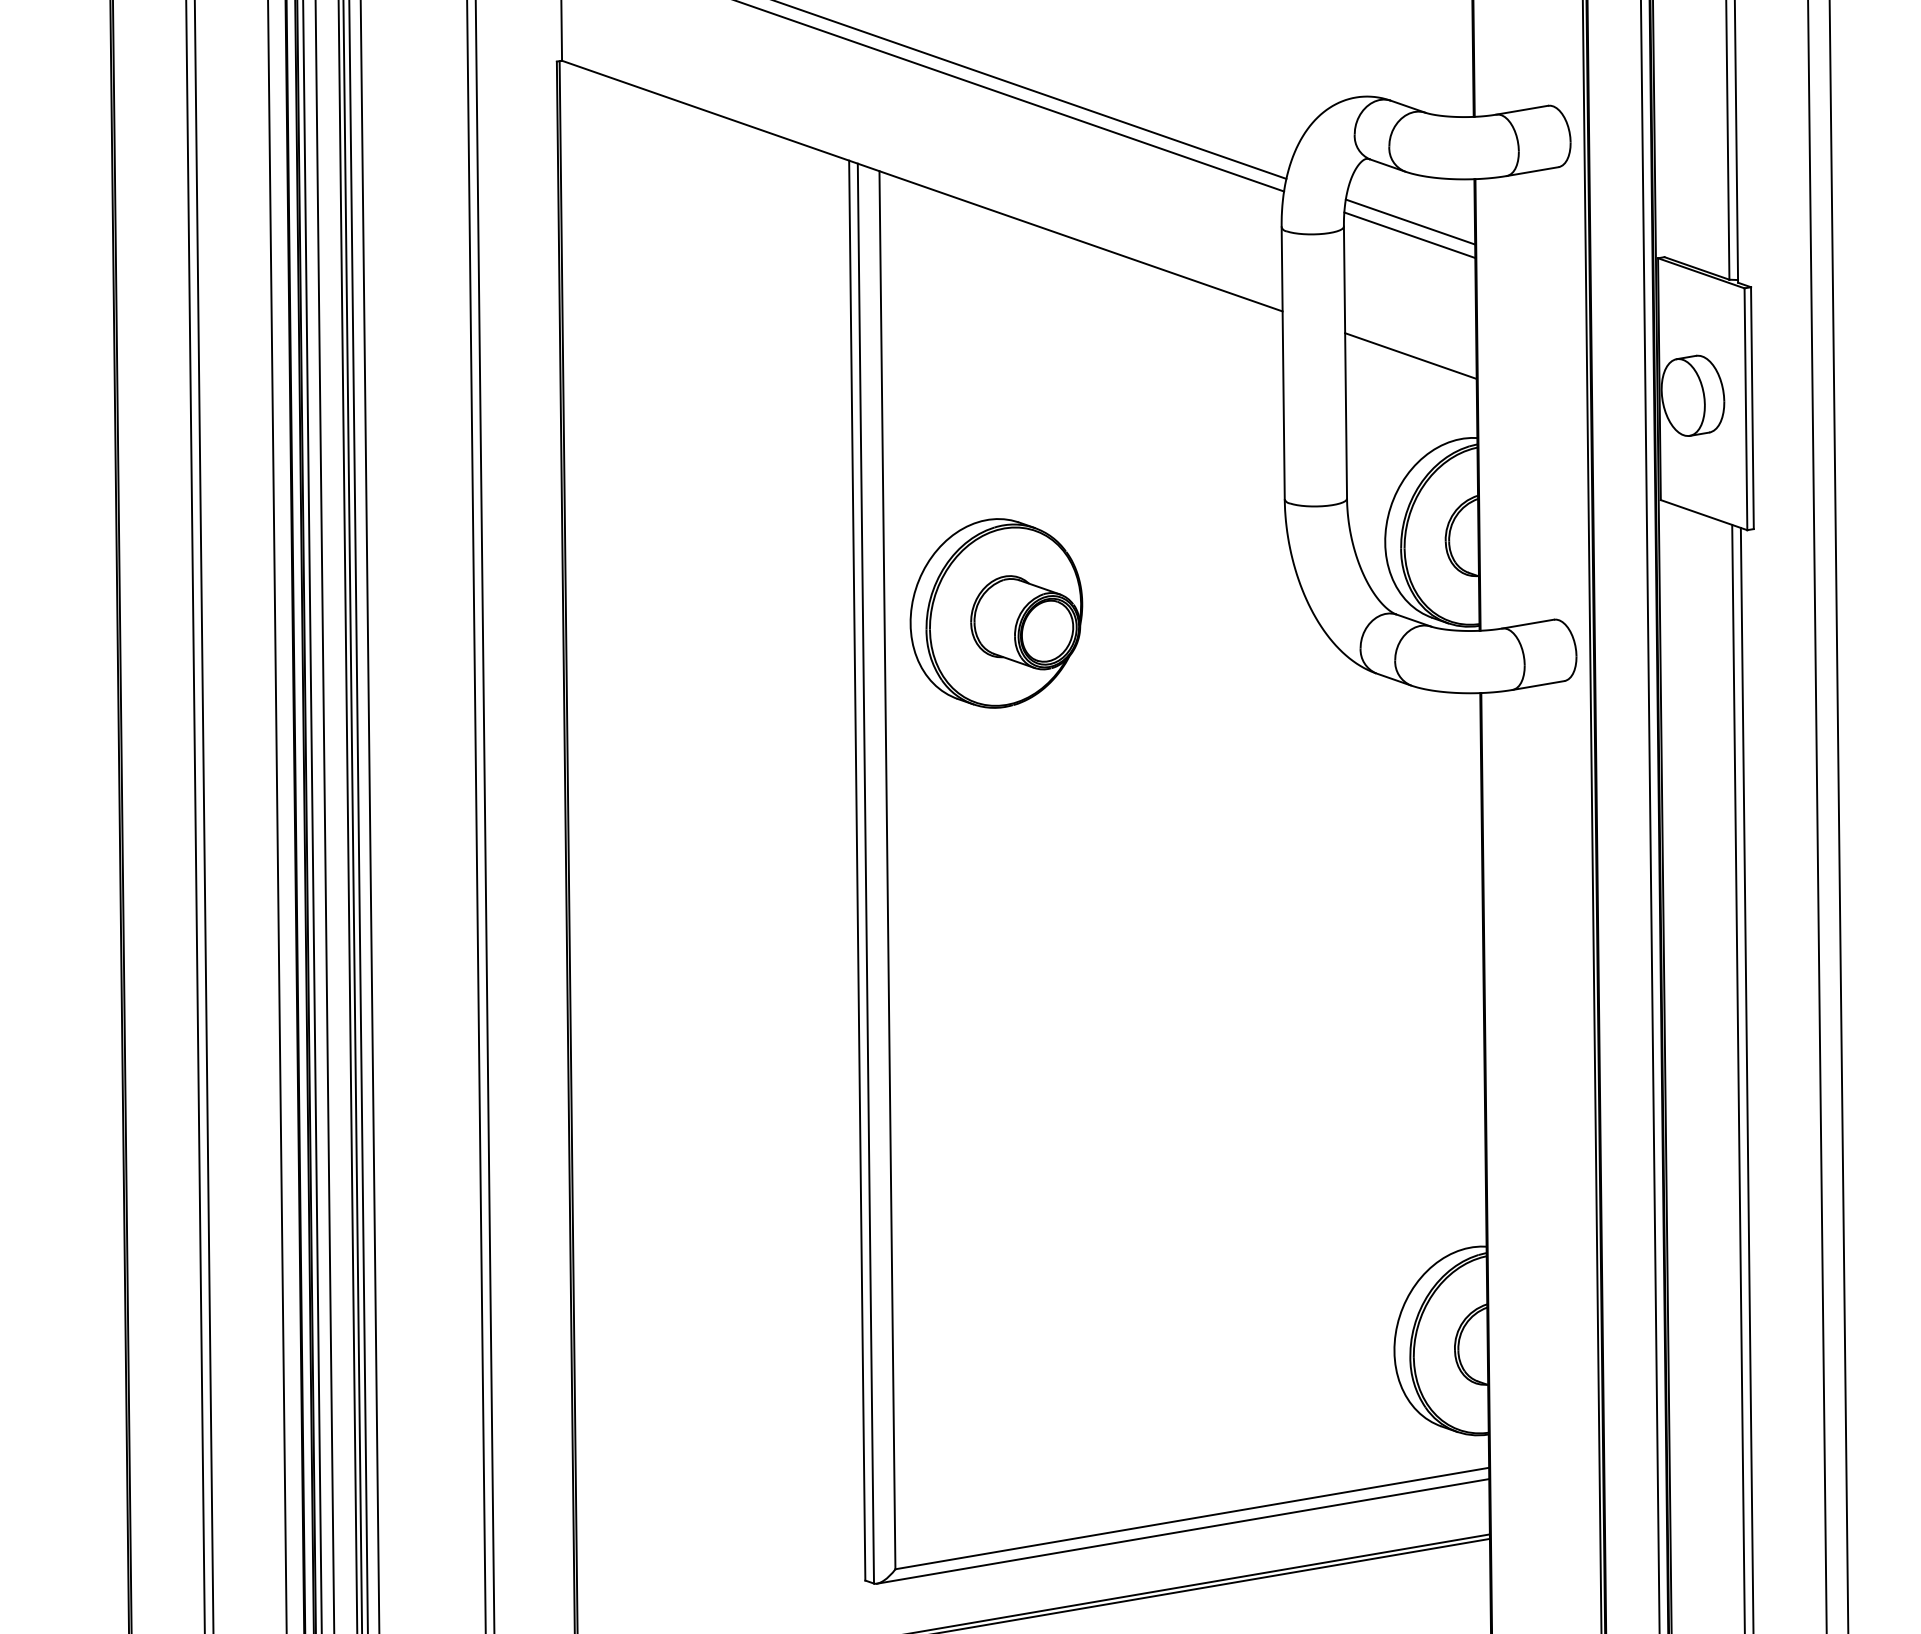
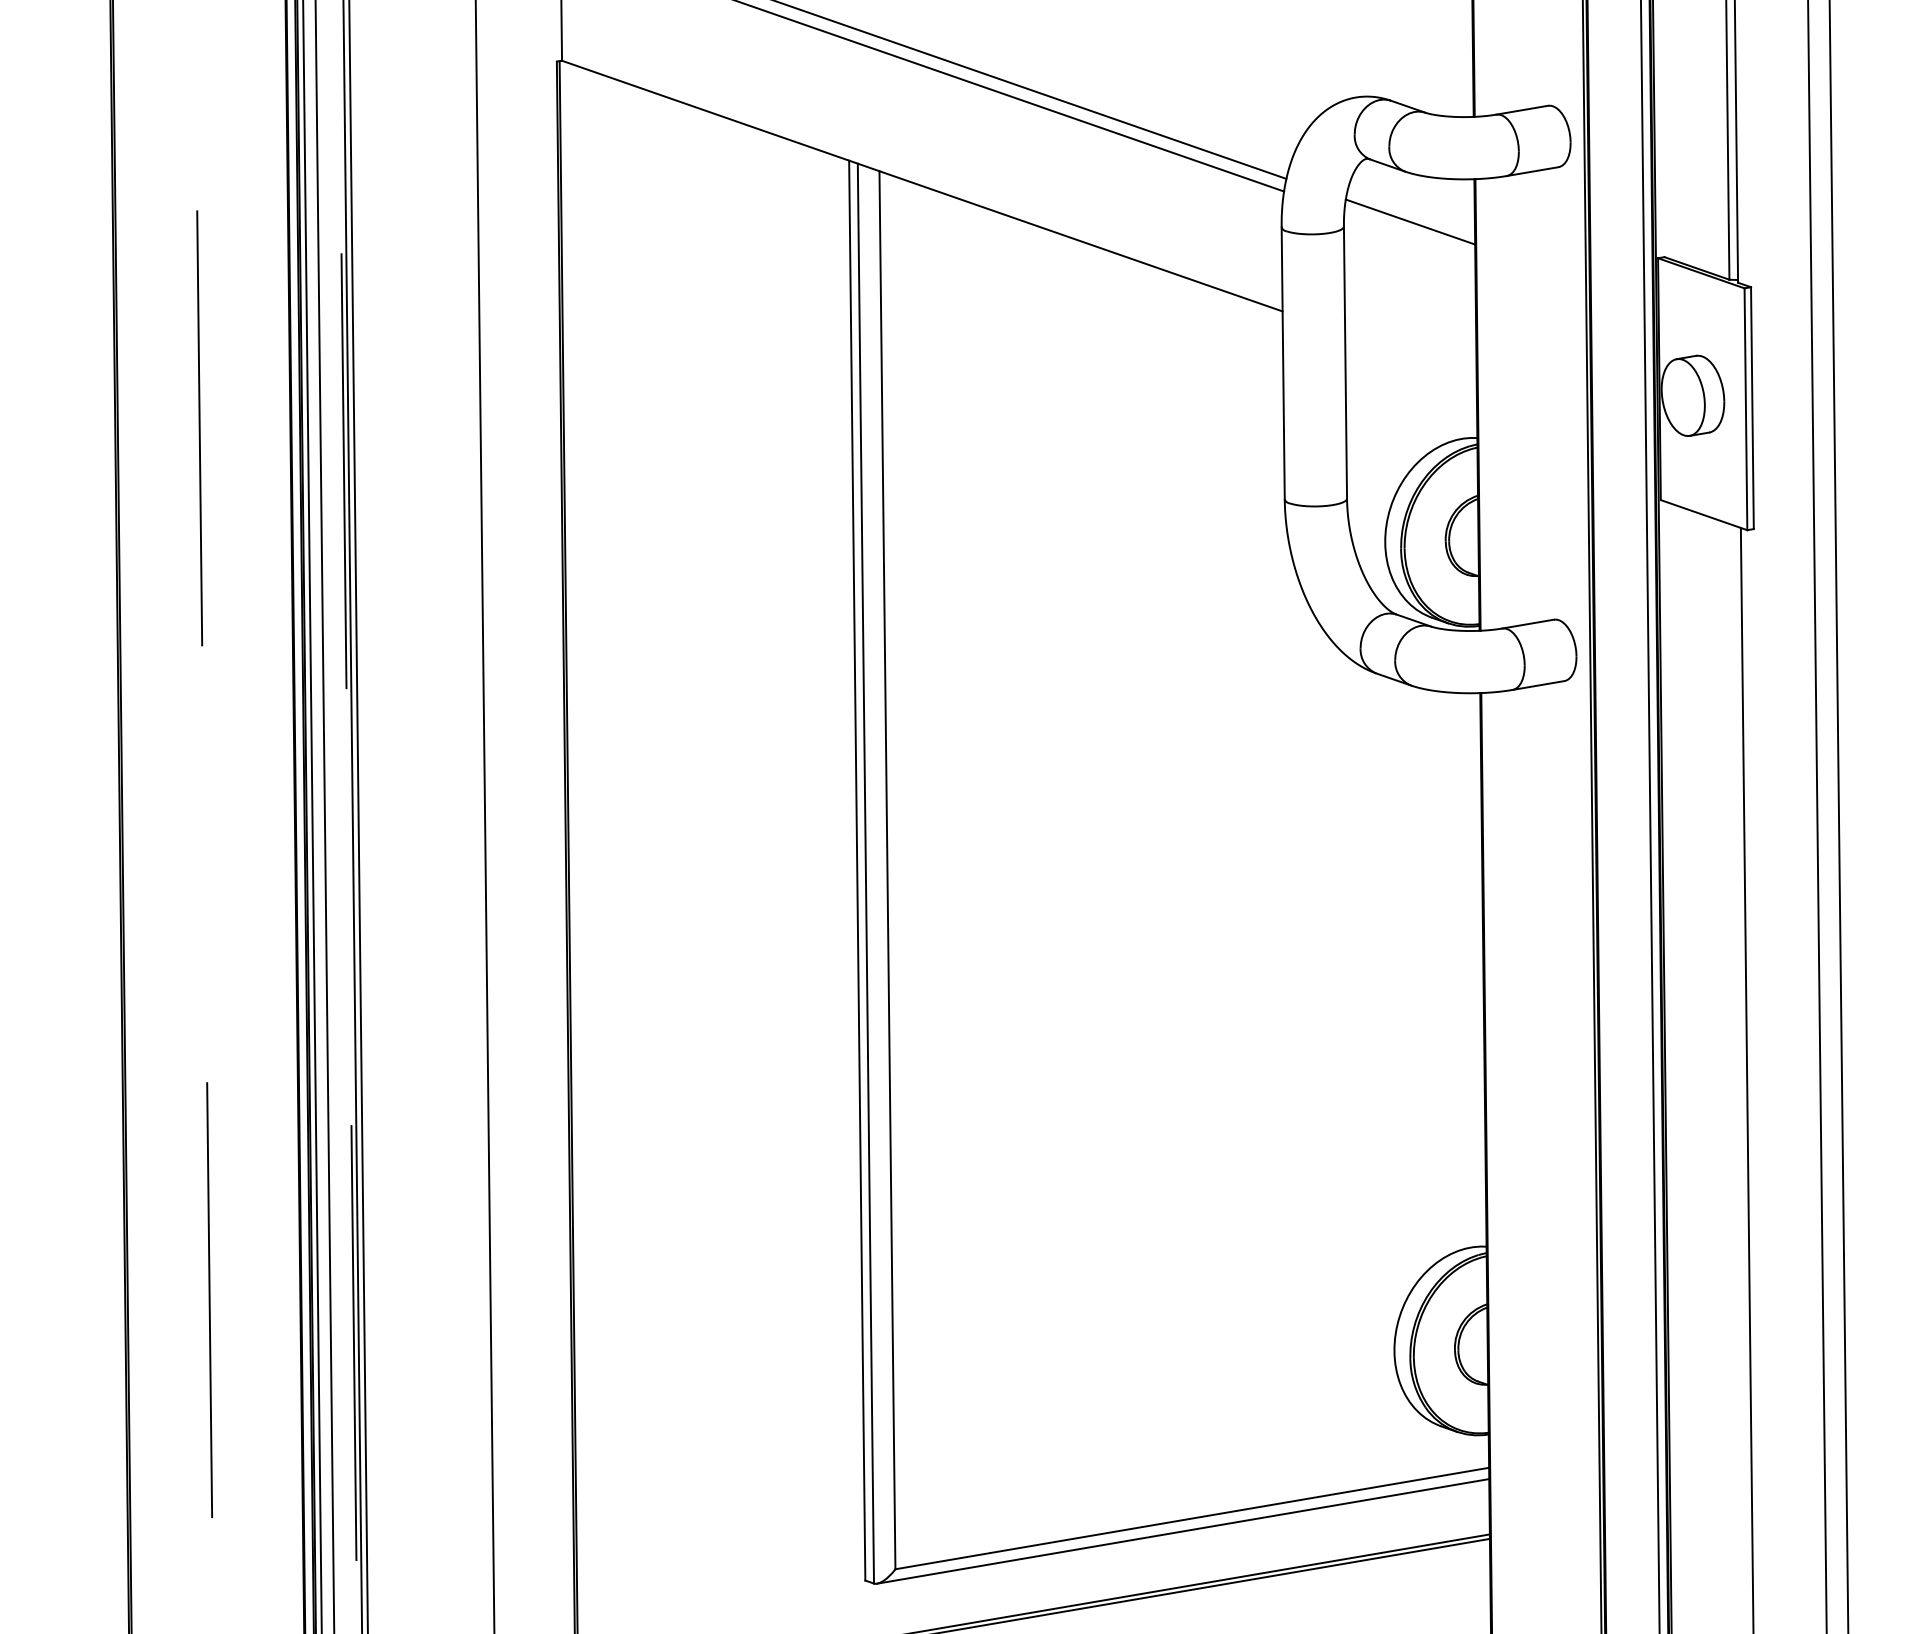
line: present -> none (1409, 235)
line: present -> none (1410, 355)
part: present -> none (996, 613)
line: present -> none (195, 816)
line: solid -> dashed (204, 816)
line: present -> none (277, 816)
line: solid -> dashed (347, 816)
line: present -> none (369, 816)
line: present -> none (476, 816)
line: present -> none (1738, 1077)
